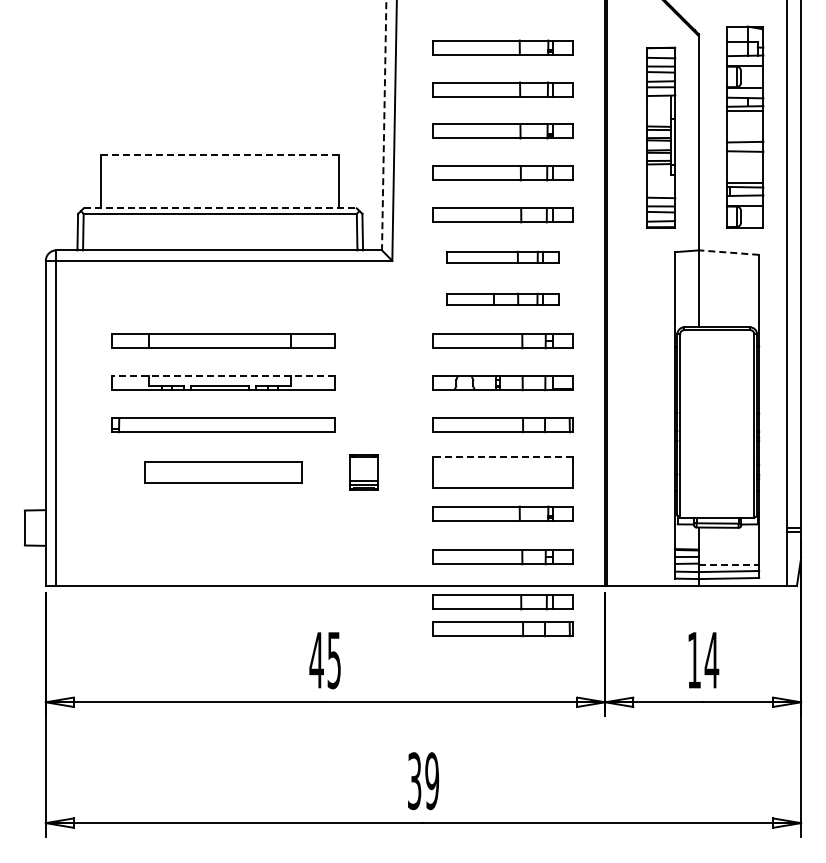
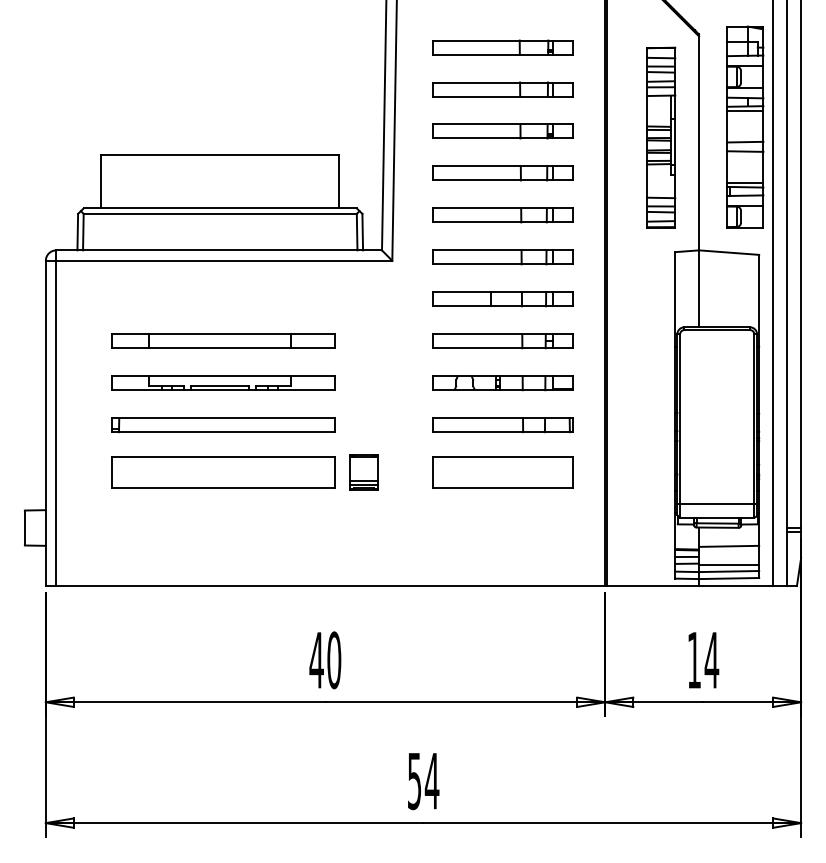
line: dashed -> solid (384, 125)
line: dashed -> solid (220, 154)
line: dashed -> solid (220, 208)
line: dashed -> solid (728, 252)
part size: 114x14 px -> 142x17 px (502, 257)
line: none -> present (773, 294)
part size: 114x14 px -> 142x17 px (502, 299)
line: dashed -> solid (223, 376)
line: dashed -> solid (503, 457)
part size: 159x23 px -> 225x33 px (223, 472)
line: none -> present (717, 503)
part: present -> none (502, 513)
line: none -> present (729, 545)
part: present -> none (502, 557)
line: dashed -> solid (729, 565)
part: present -> none (502, 602)
part: present -> none (502, 629)
text: 45 -> 40 (334, 660)
text: 39 -> 54 (423, 781)
